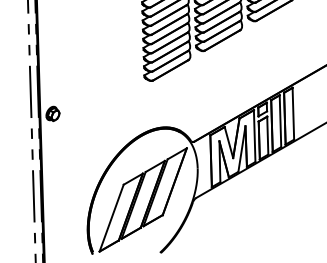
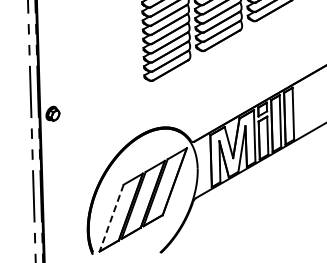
line: solid -> dashed (111, 218)
